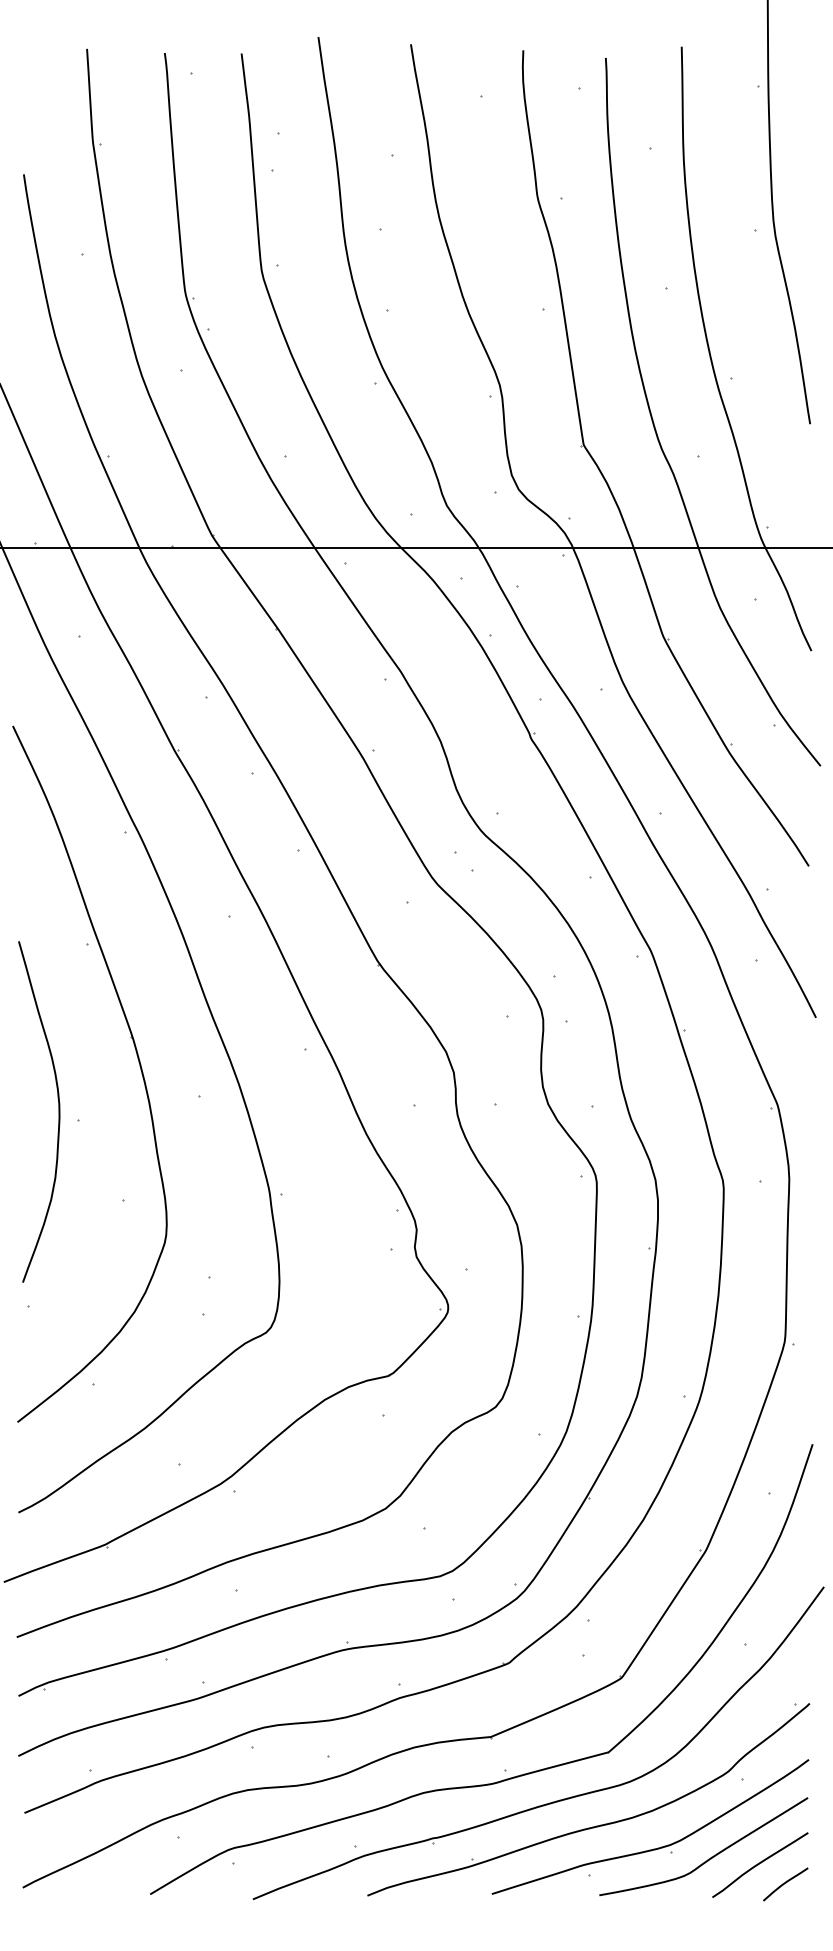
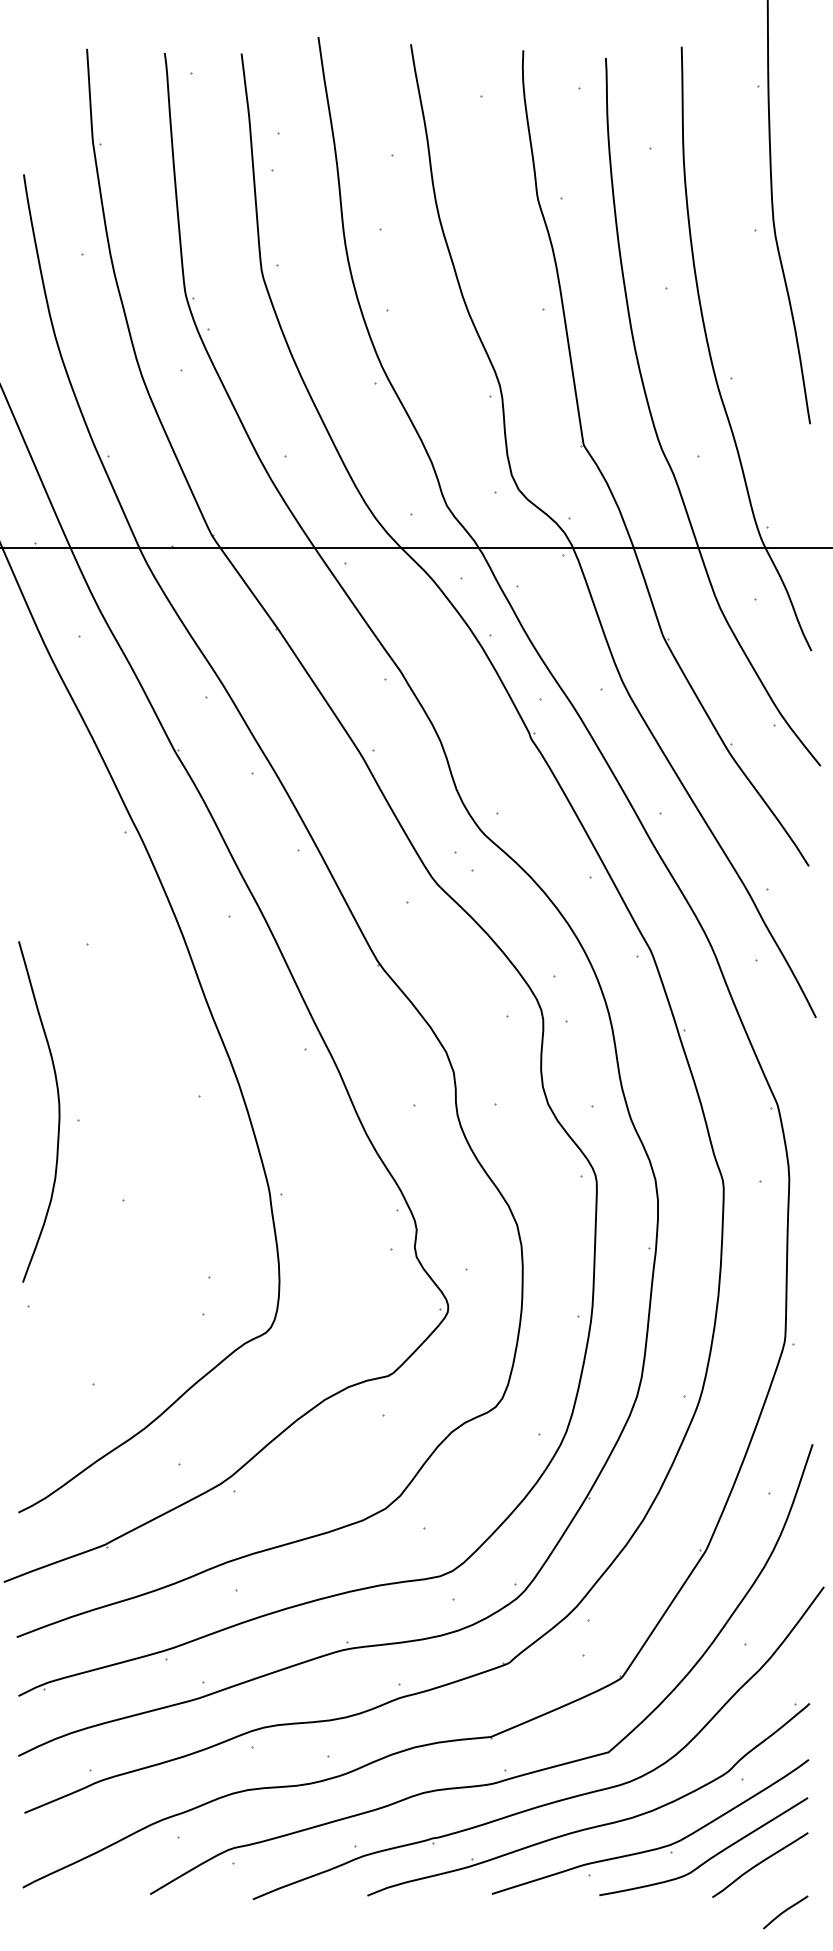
part: present -> none (138, 1062)
curve position: (785, 1883) -> (785, 1911) (785, 1911)
